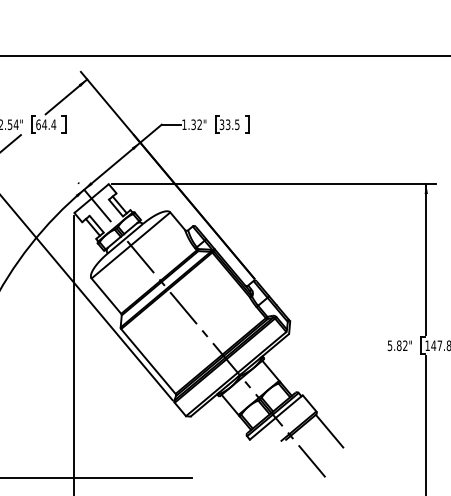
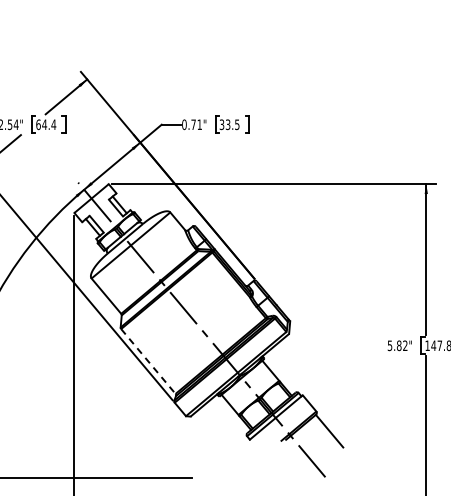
line: present -> none (224, 55)
text: 1.32" -> 0.71" (191, 124)
line: solid -> dashed (148, 361)
